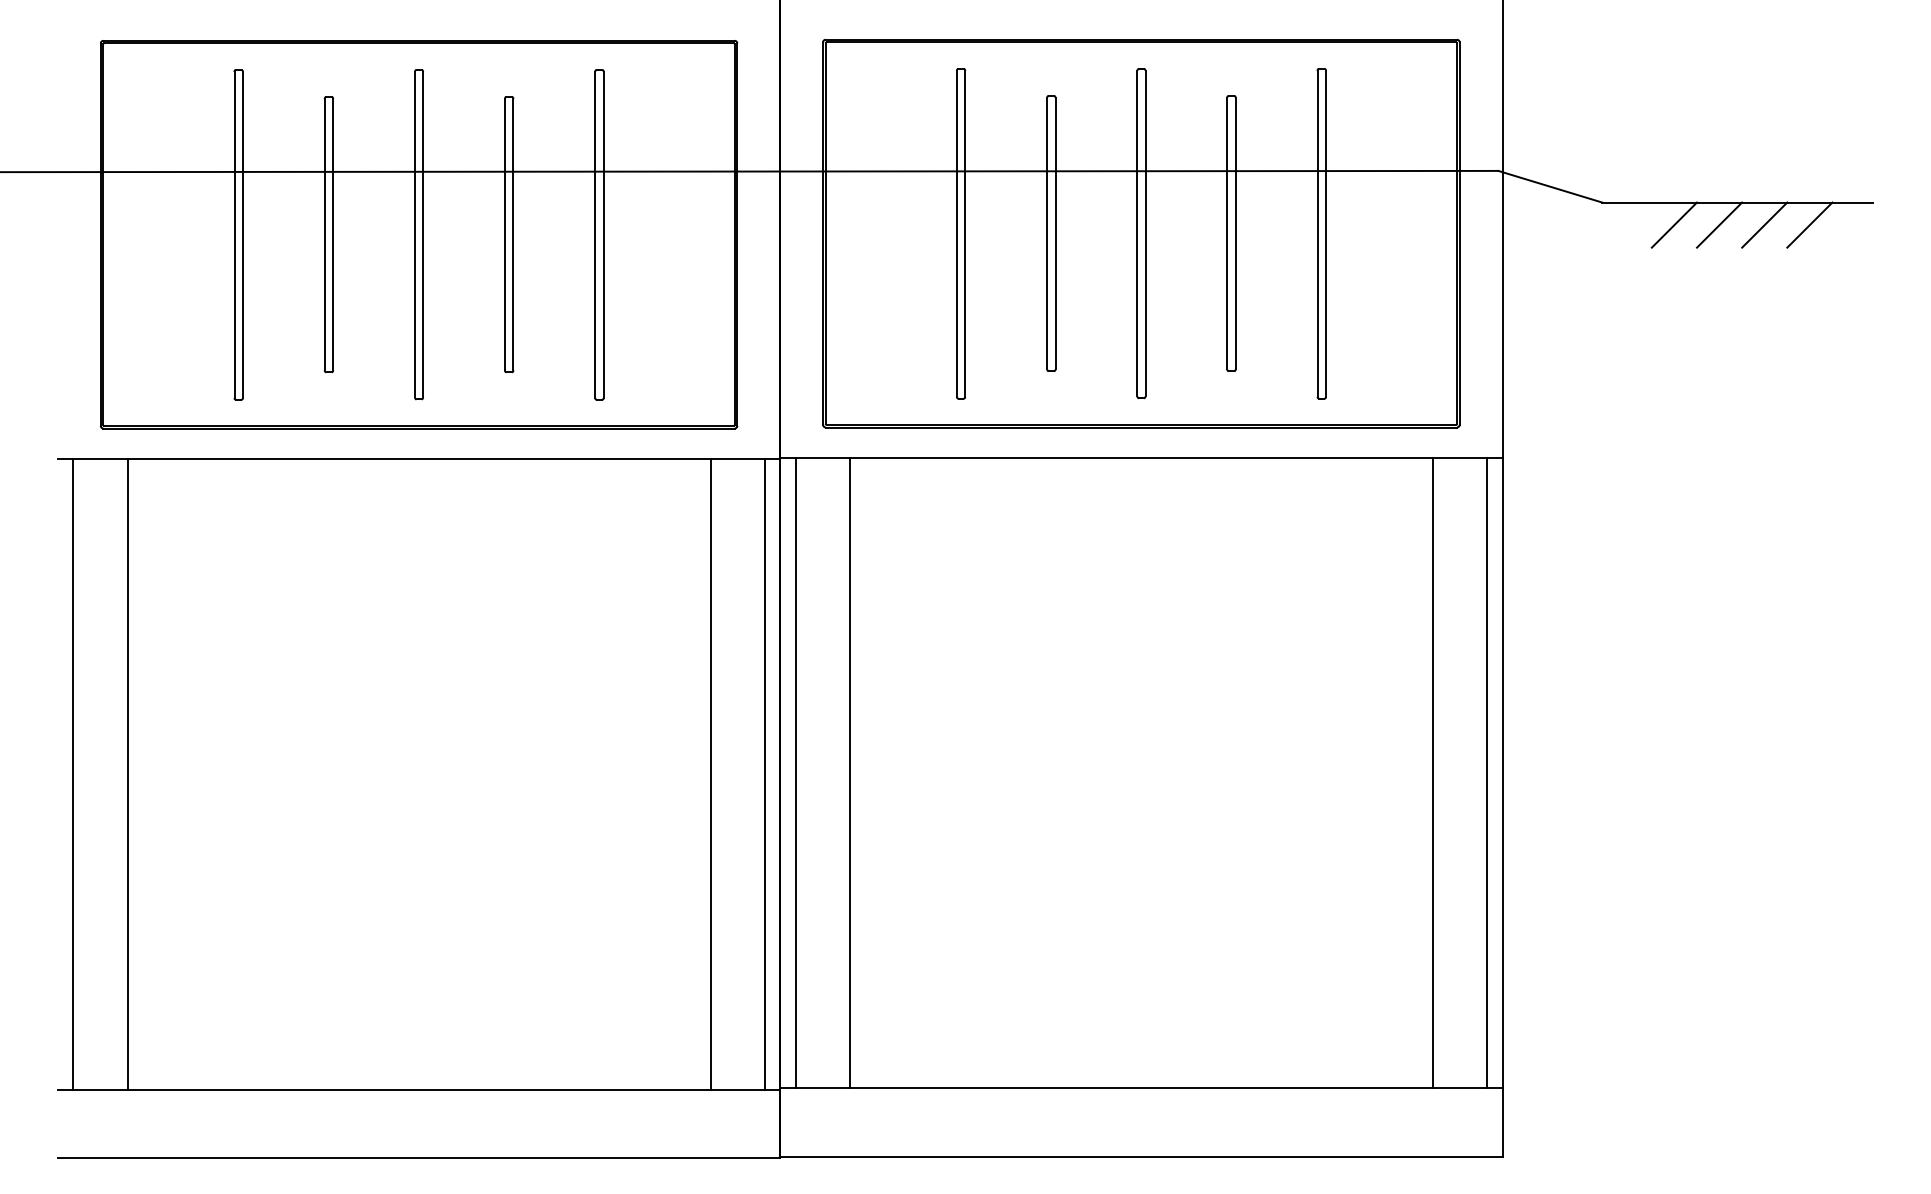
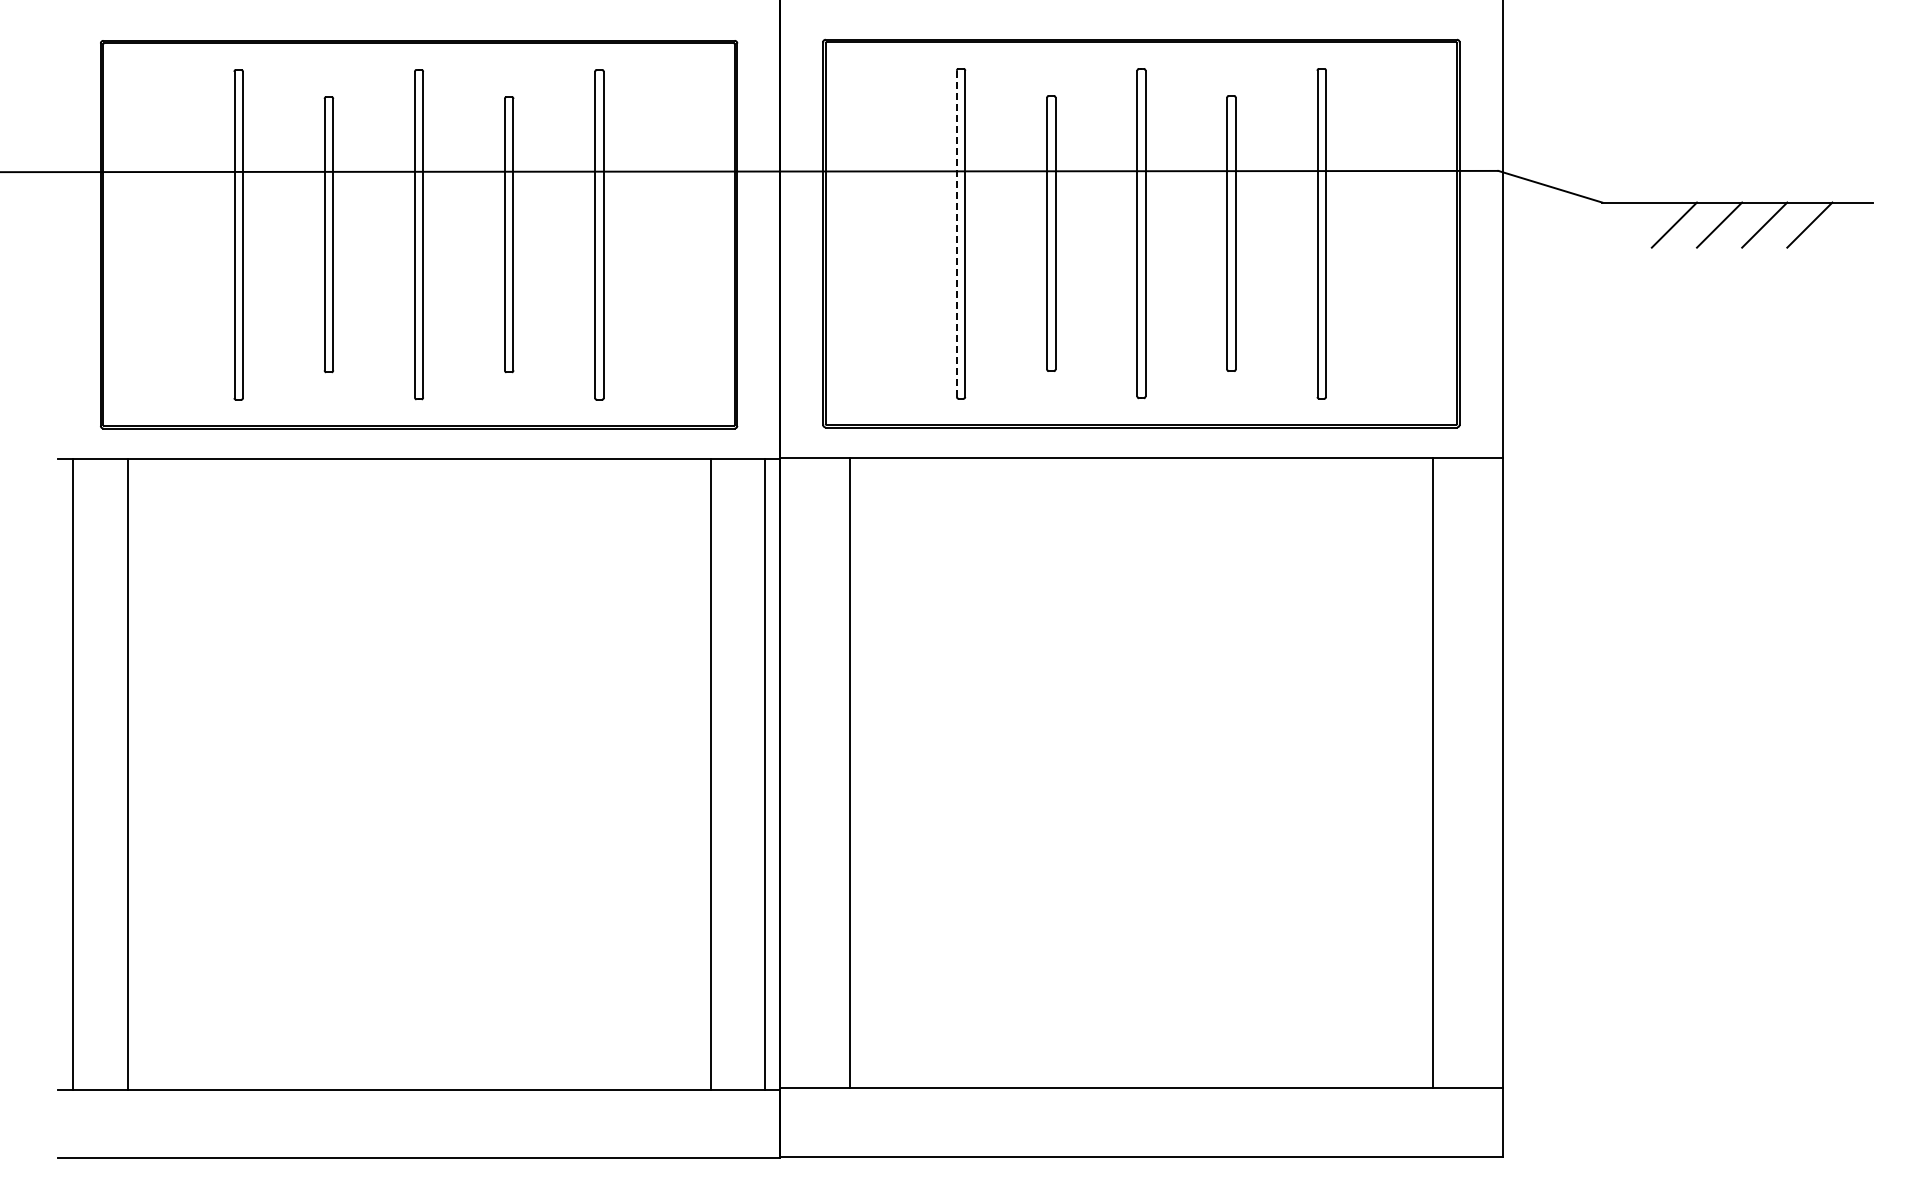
line: solid -> dashed (956, 233)
line: present -> none (795, 773)
line: present -> none (1487, 773)
